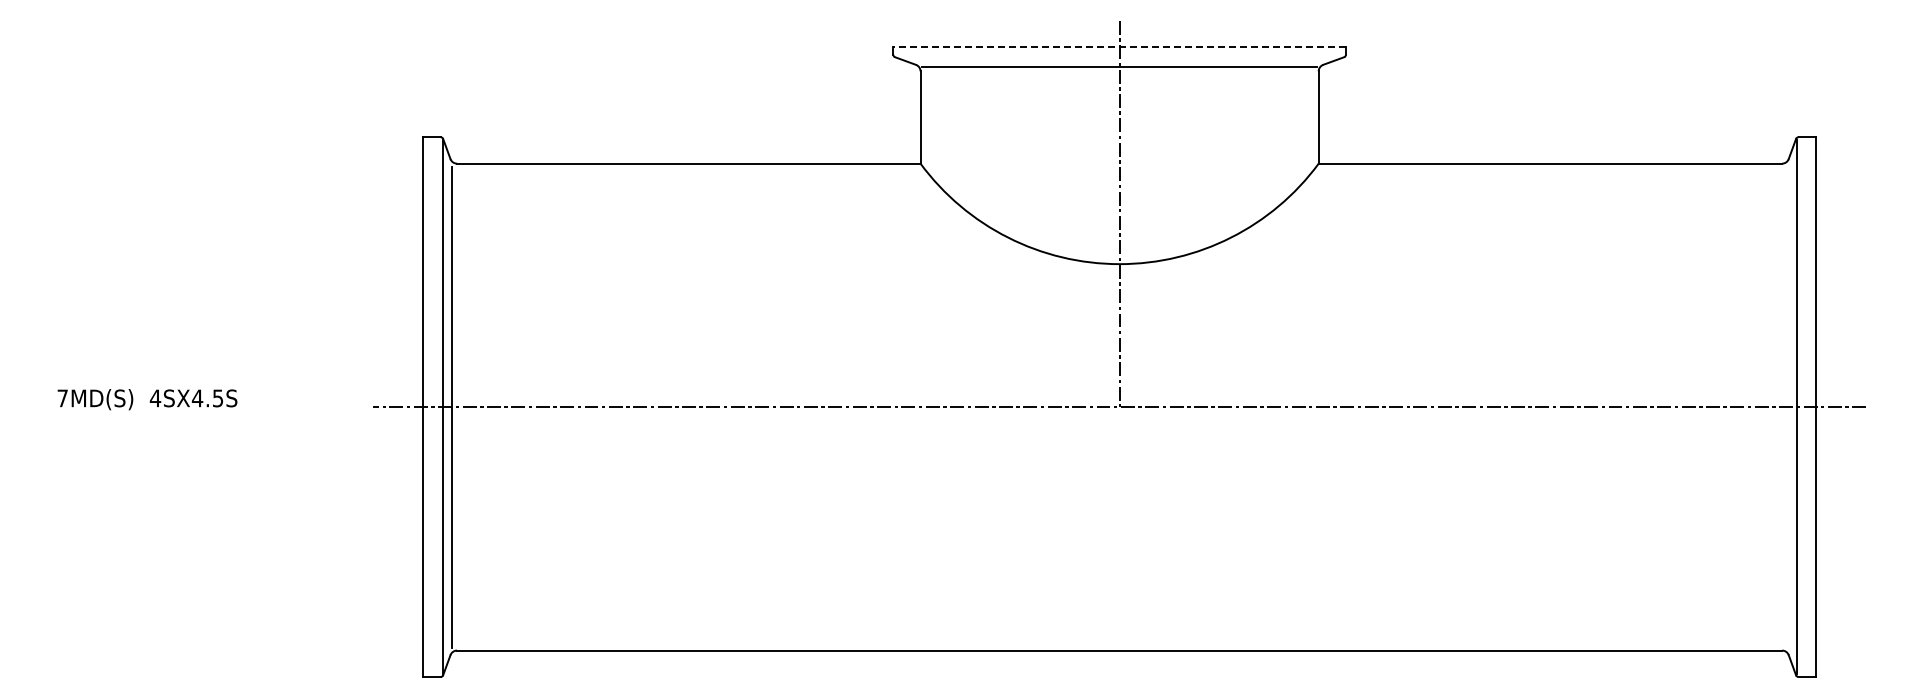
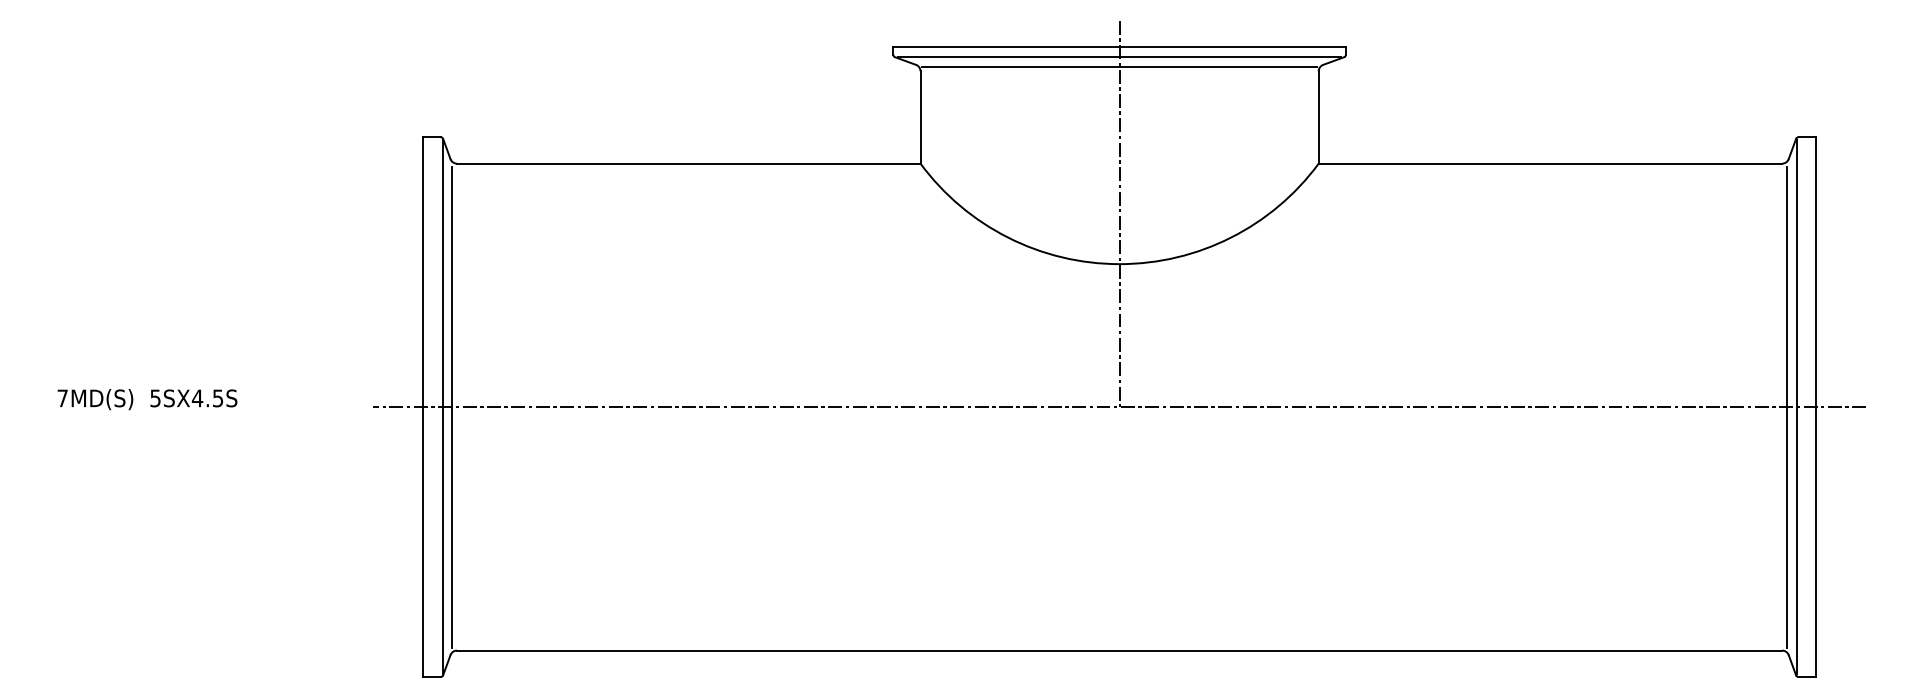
line: dashed -> solid (1119, 46)
line: none -> present (1119, 56)
text: 4SX4.5S -> 5SX4.5S (155, 398)
line: none -> present (1787, 406)
